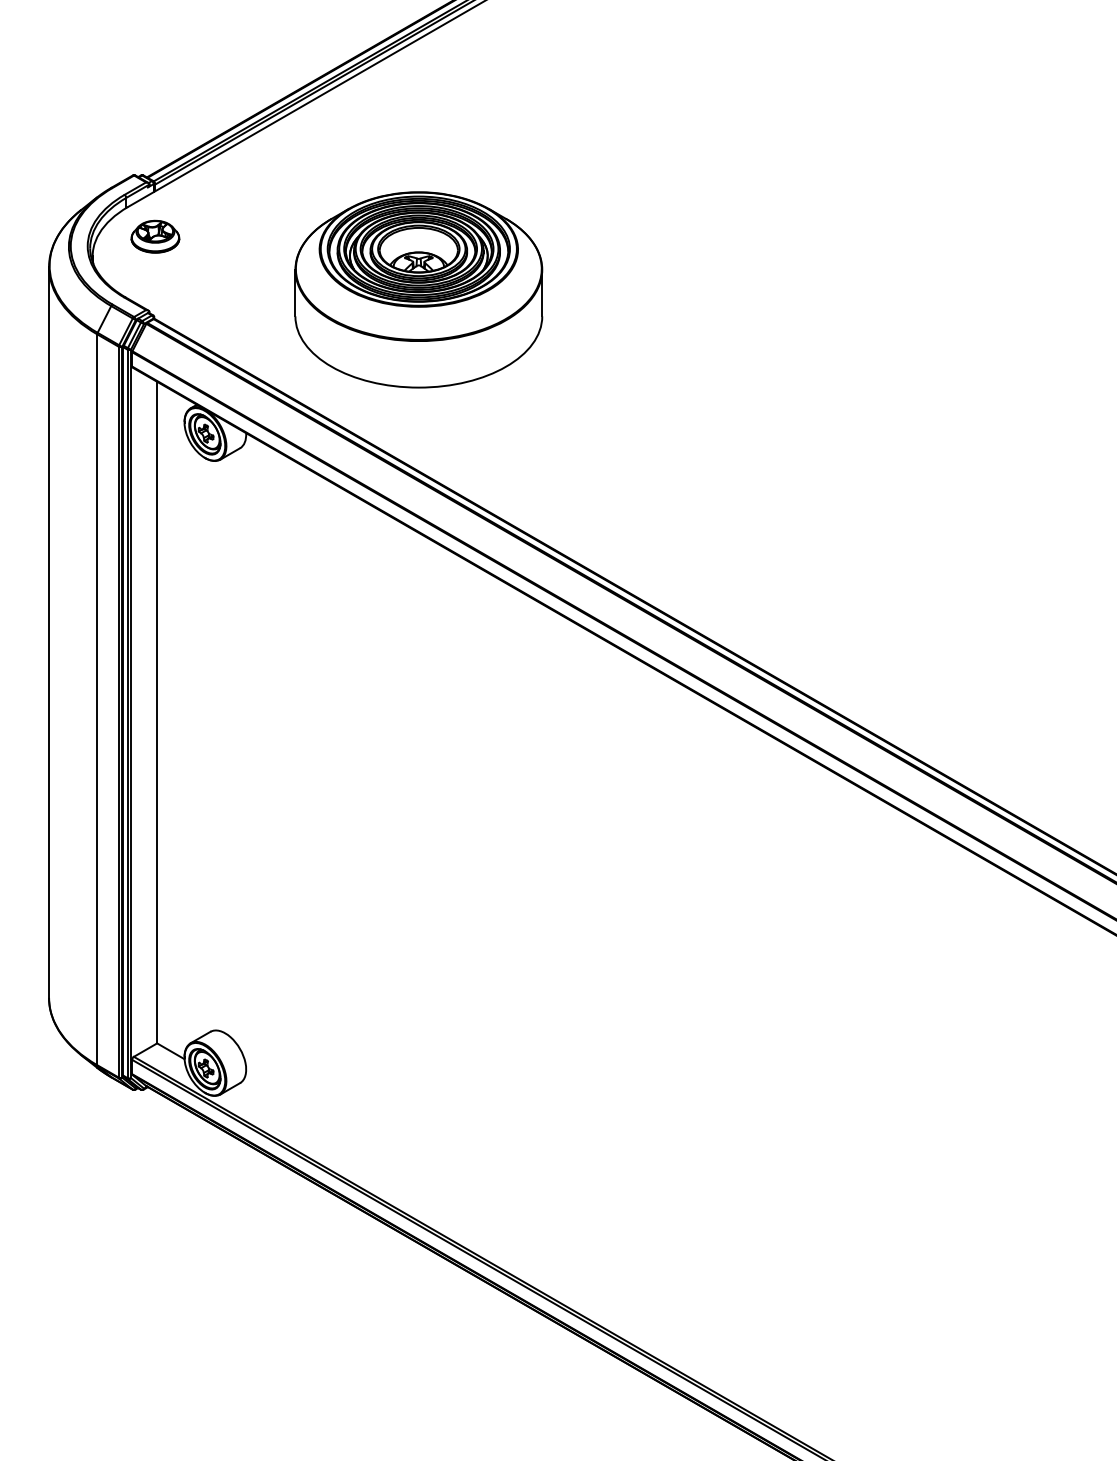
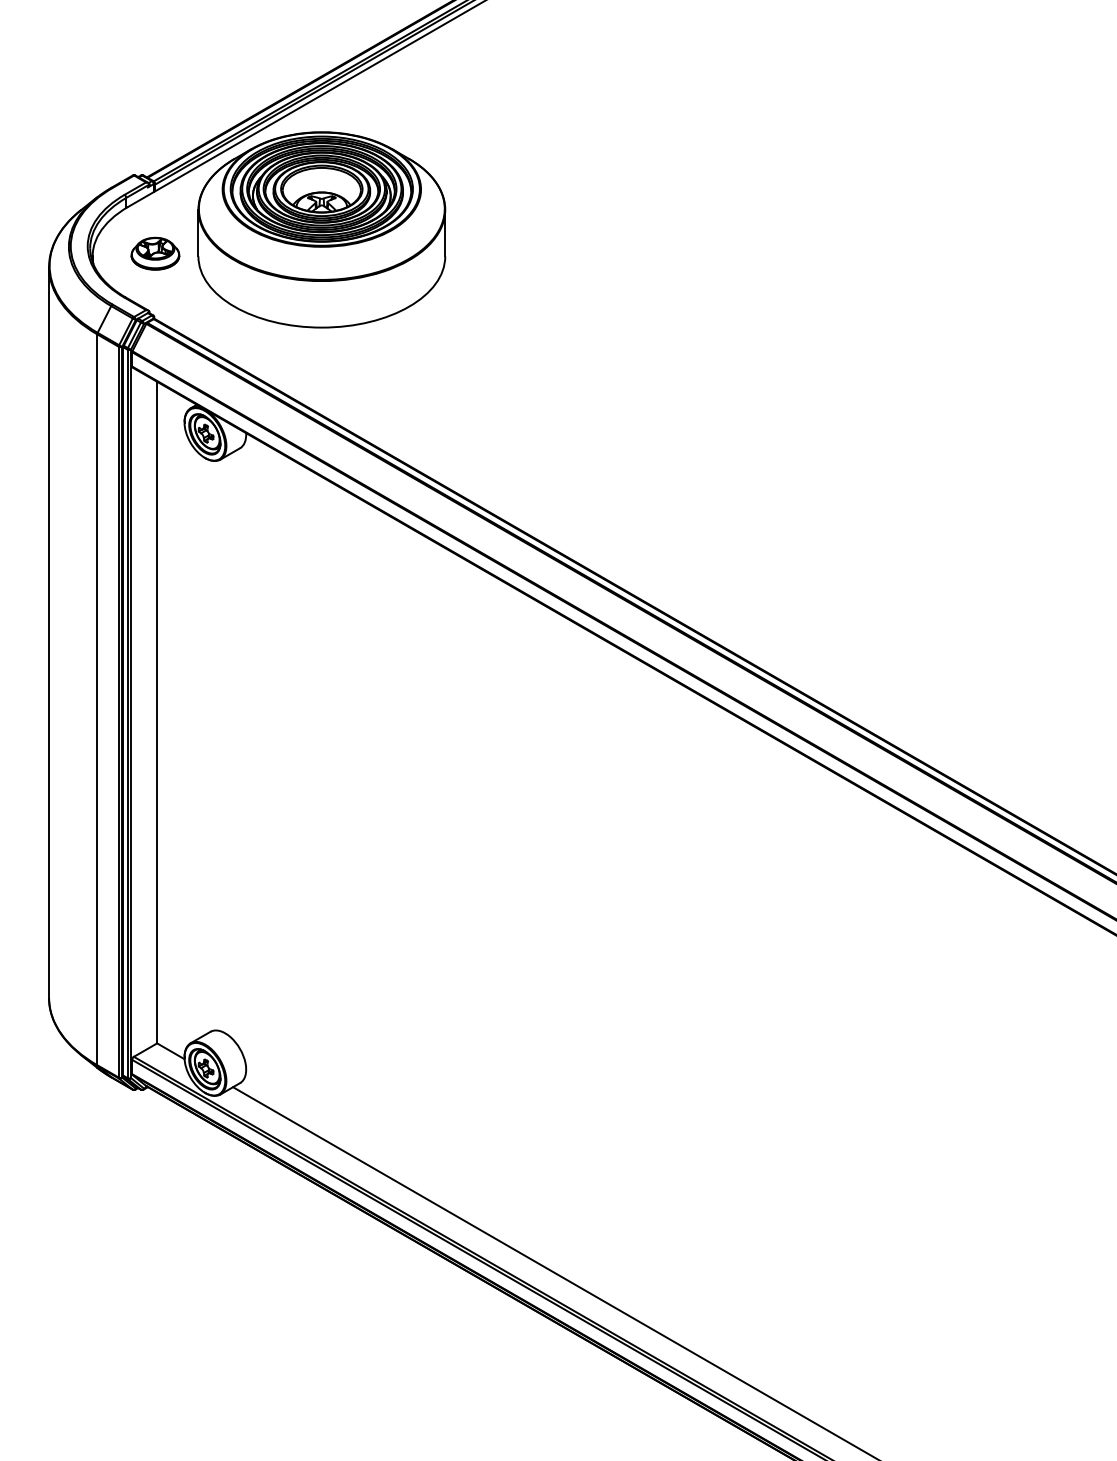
part position: (155, 236) -> (155, 253) (155, 253)
part position: (418, 289) -> (321, 229) (321, 229)
line: none -> present (553, 1272)
